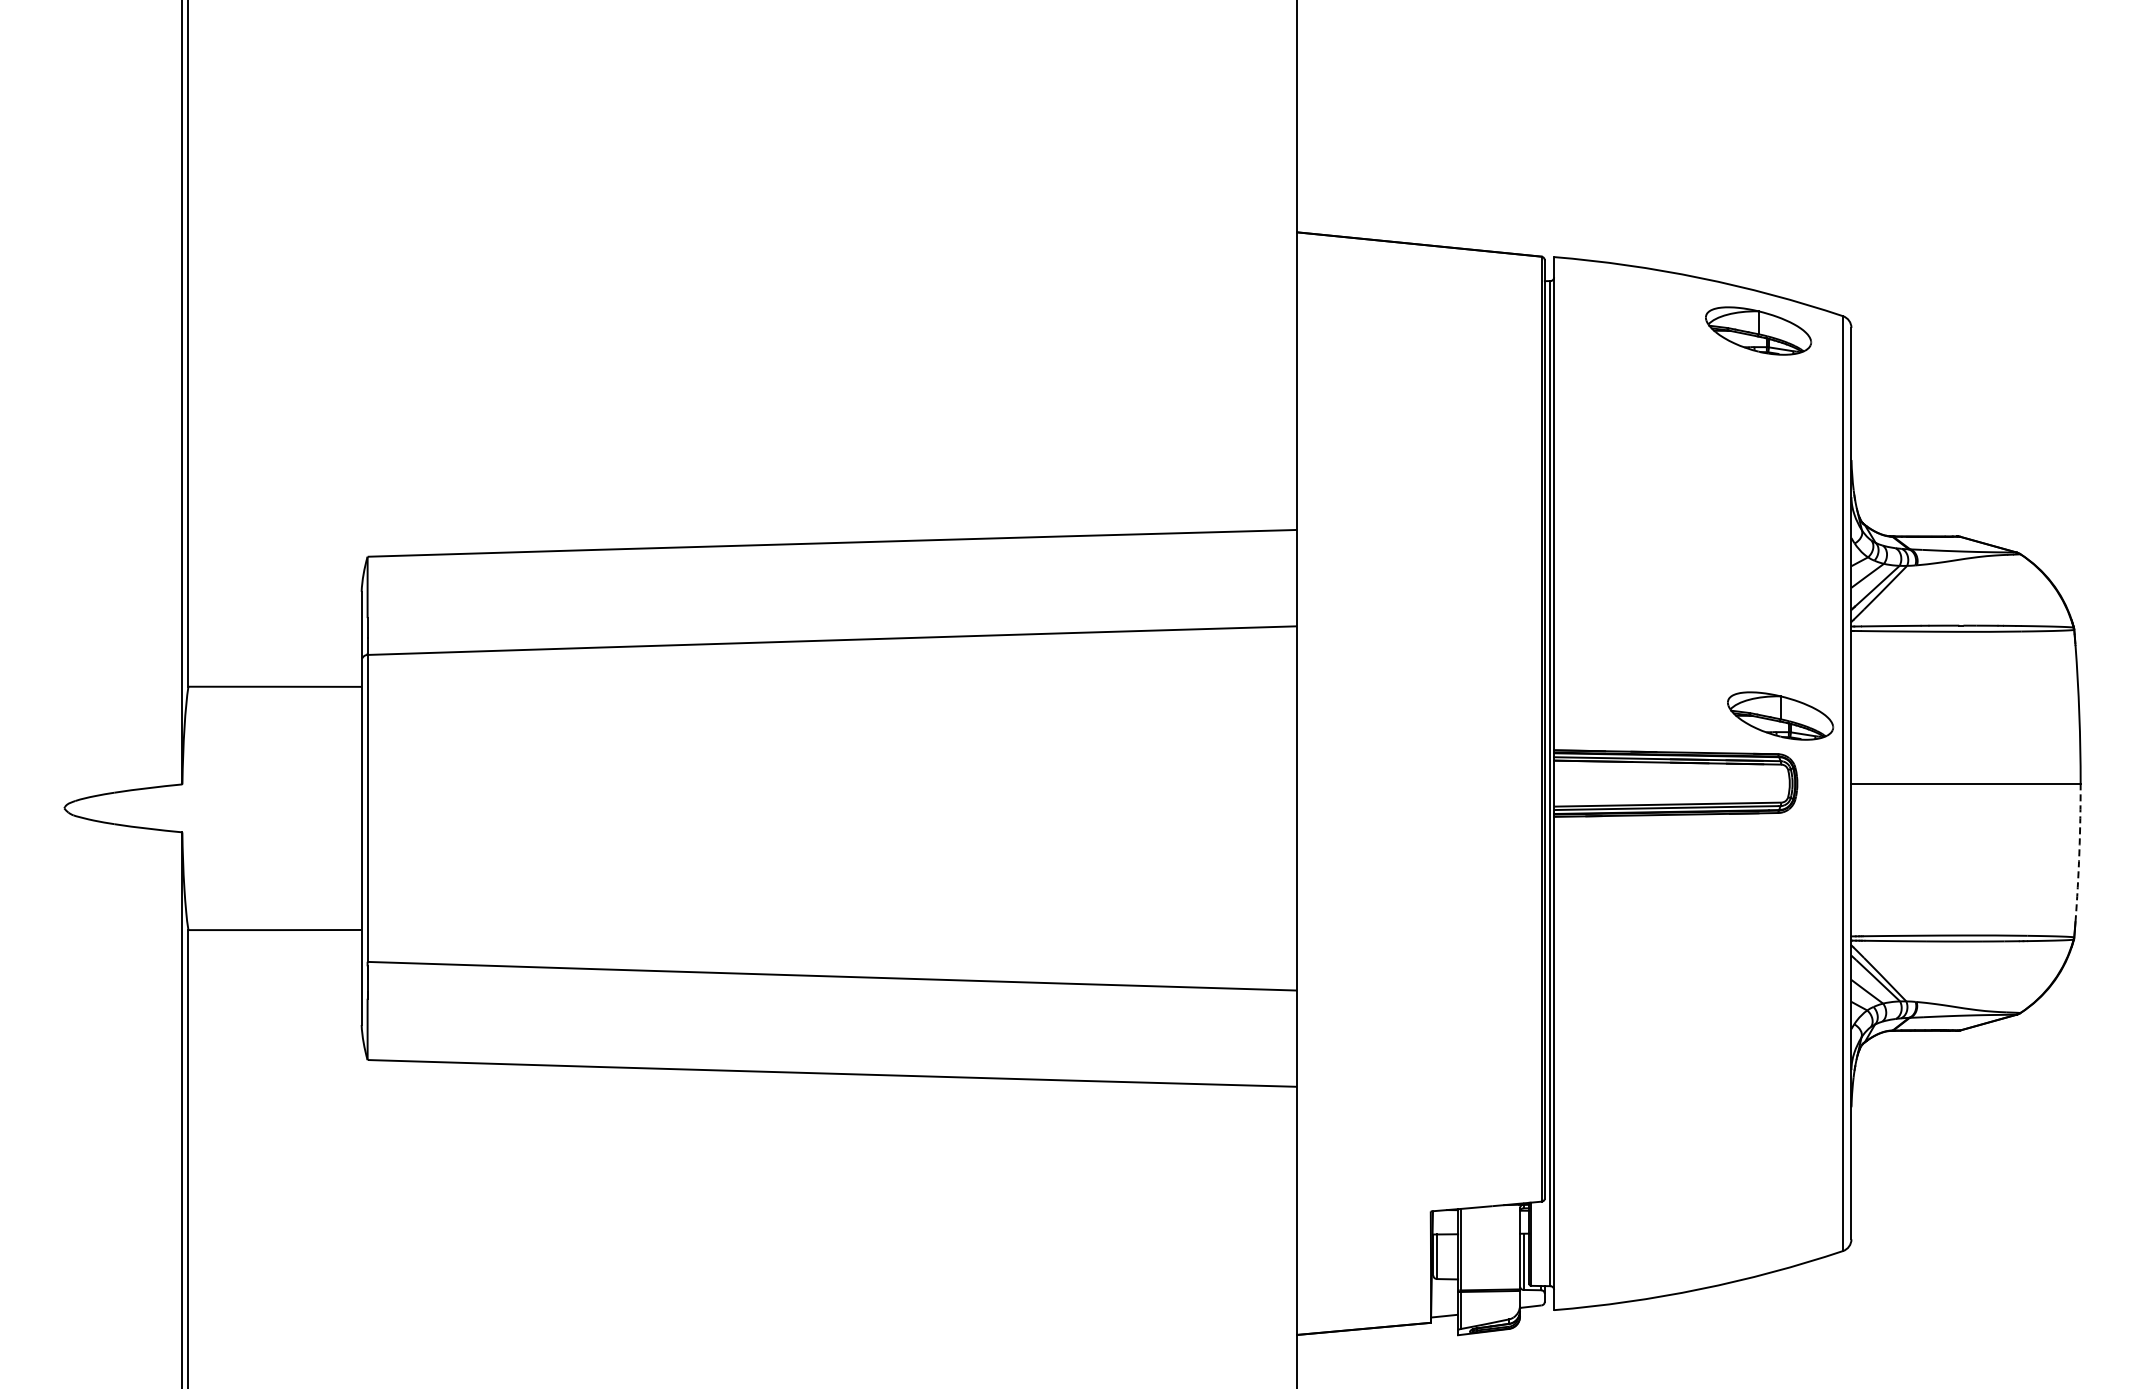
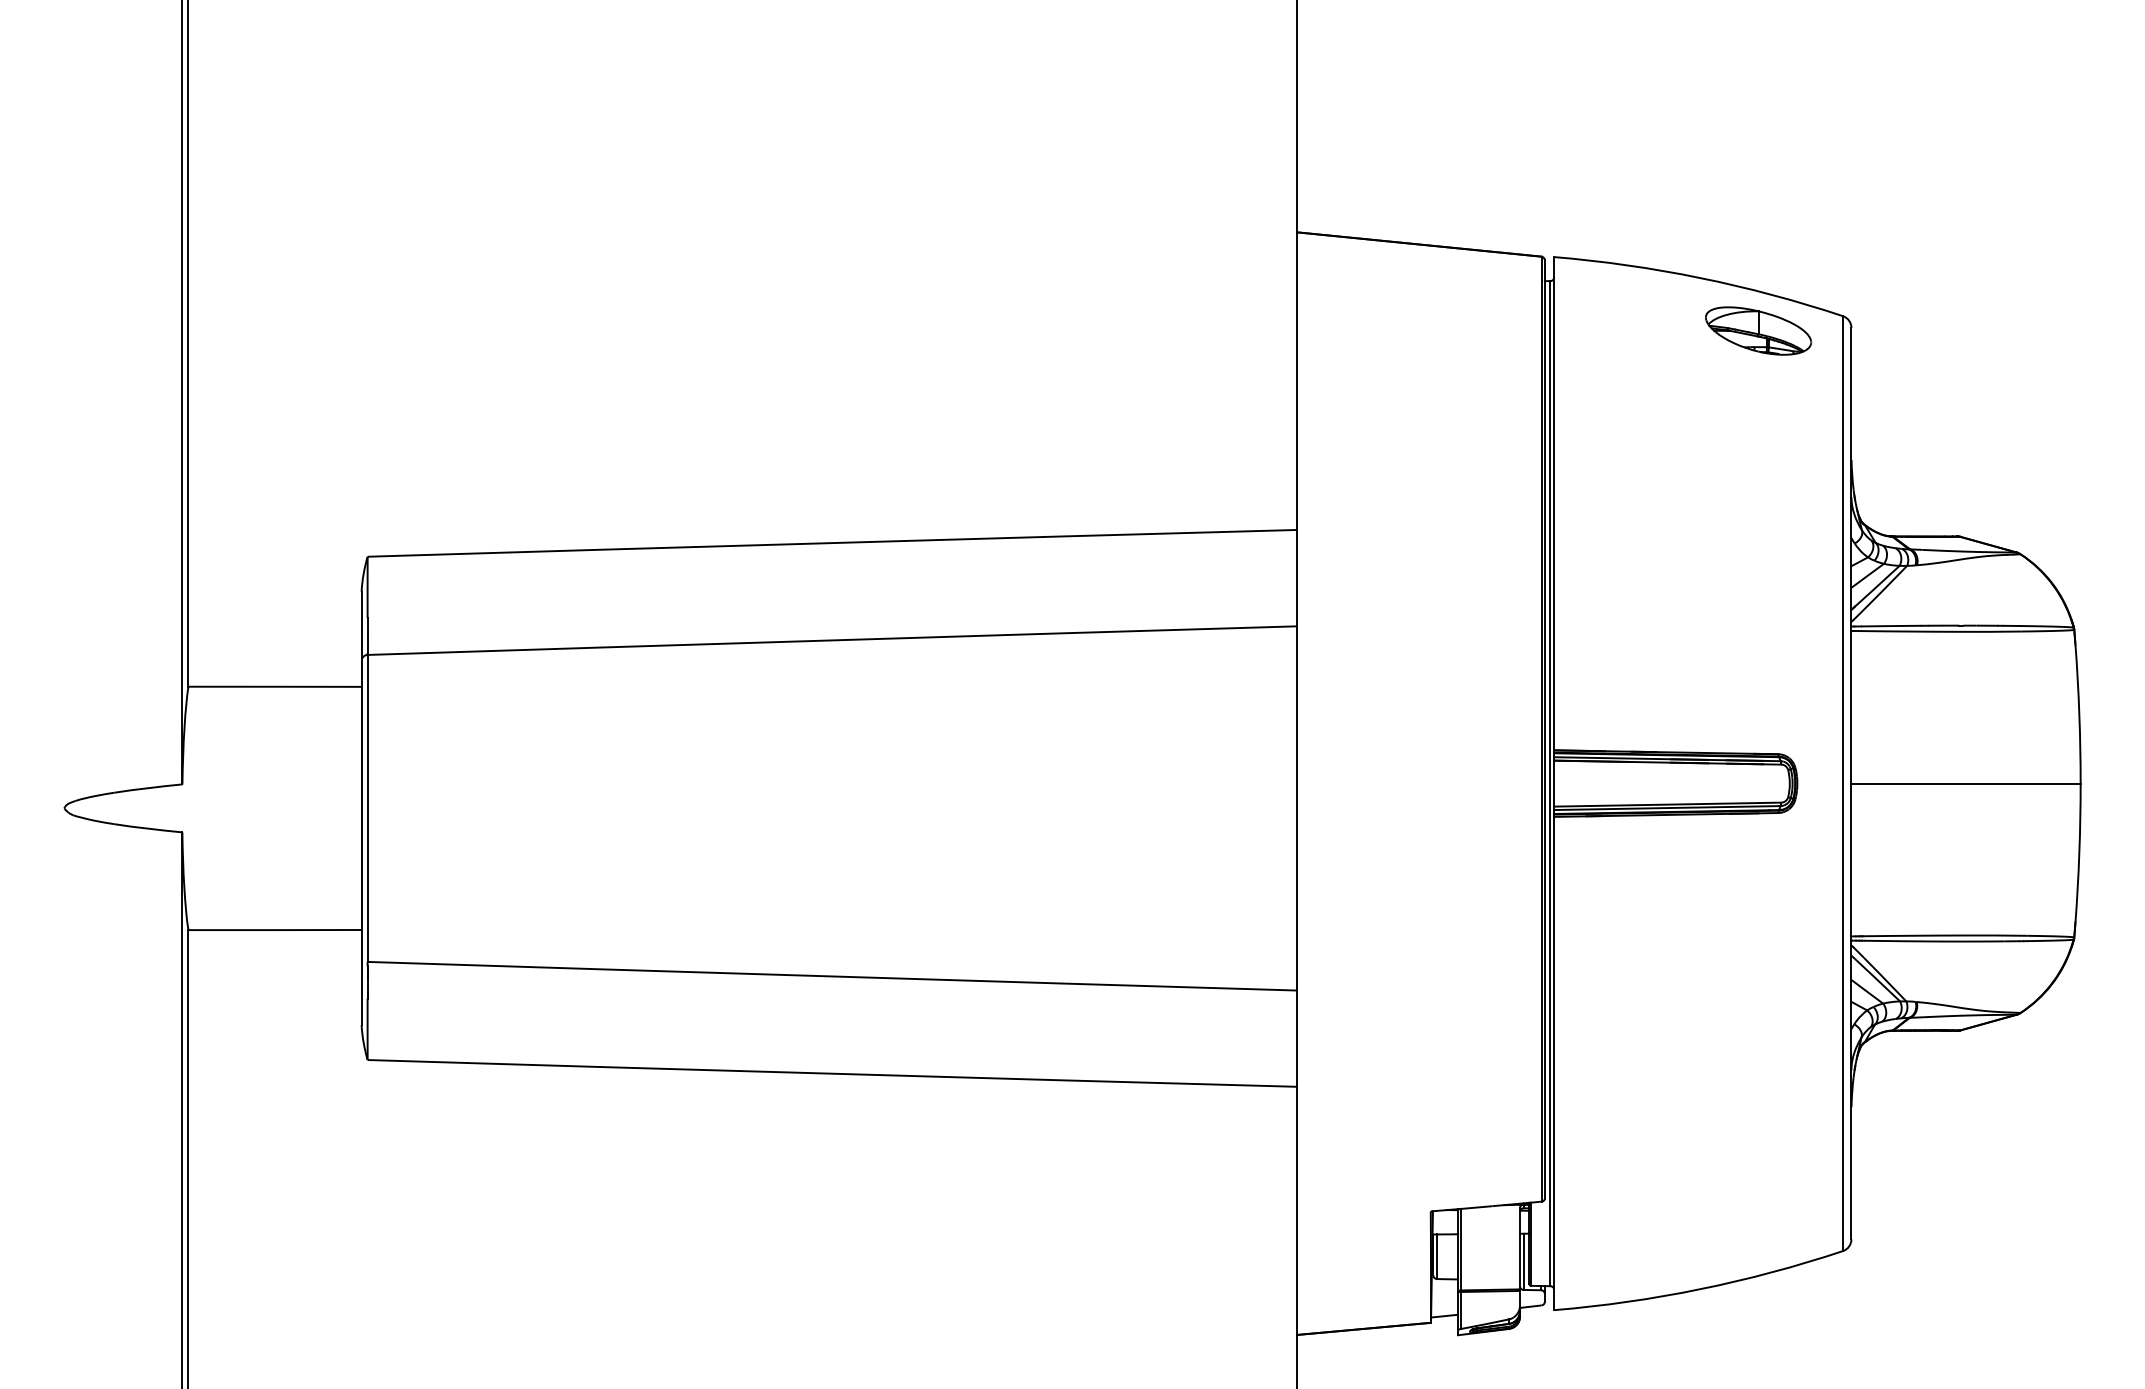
part: present -> none (1780, 715)
arc: dashed -> solid (2079, 852)
